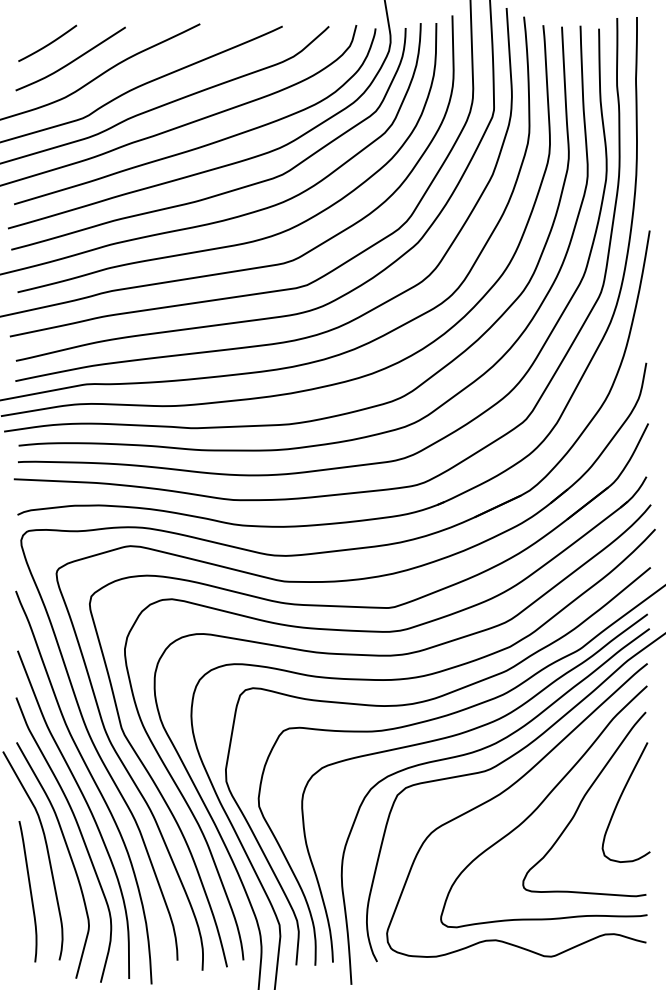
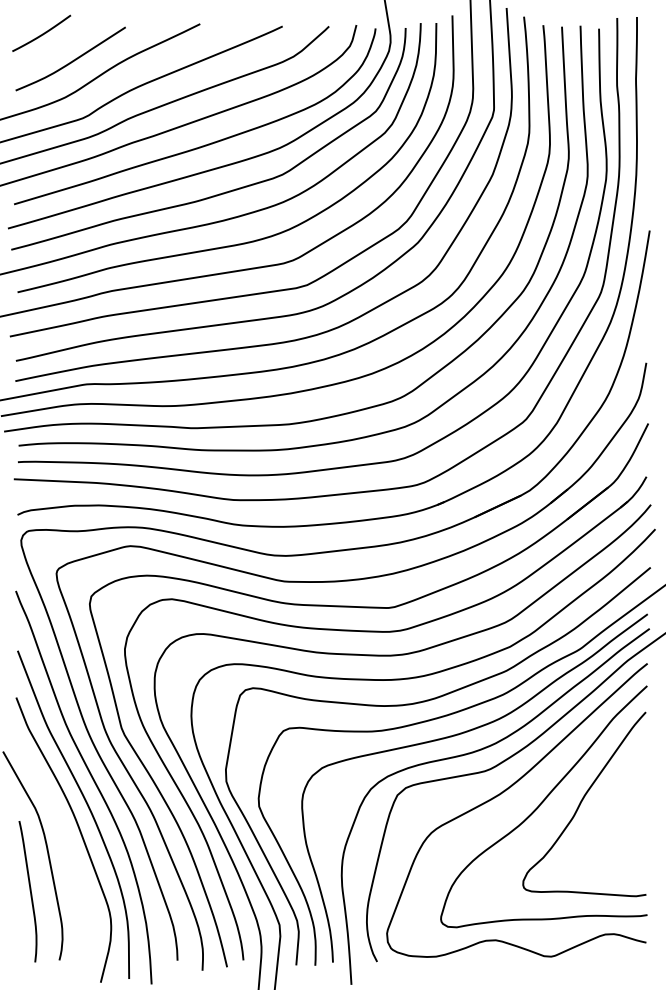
curve position: (48, 43) -> (42, 33) (42, 33)
curve: present -> none (620, 799)
curve: present -> none (68, 853)
